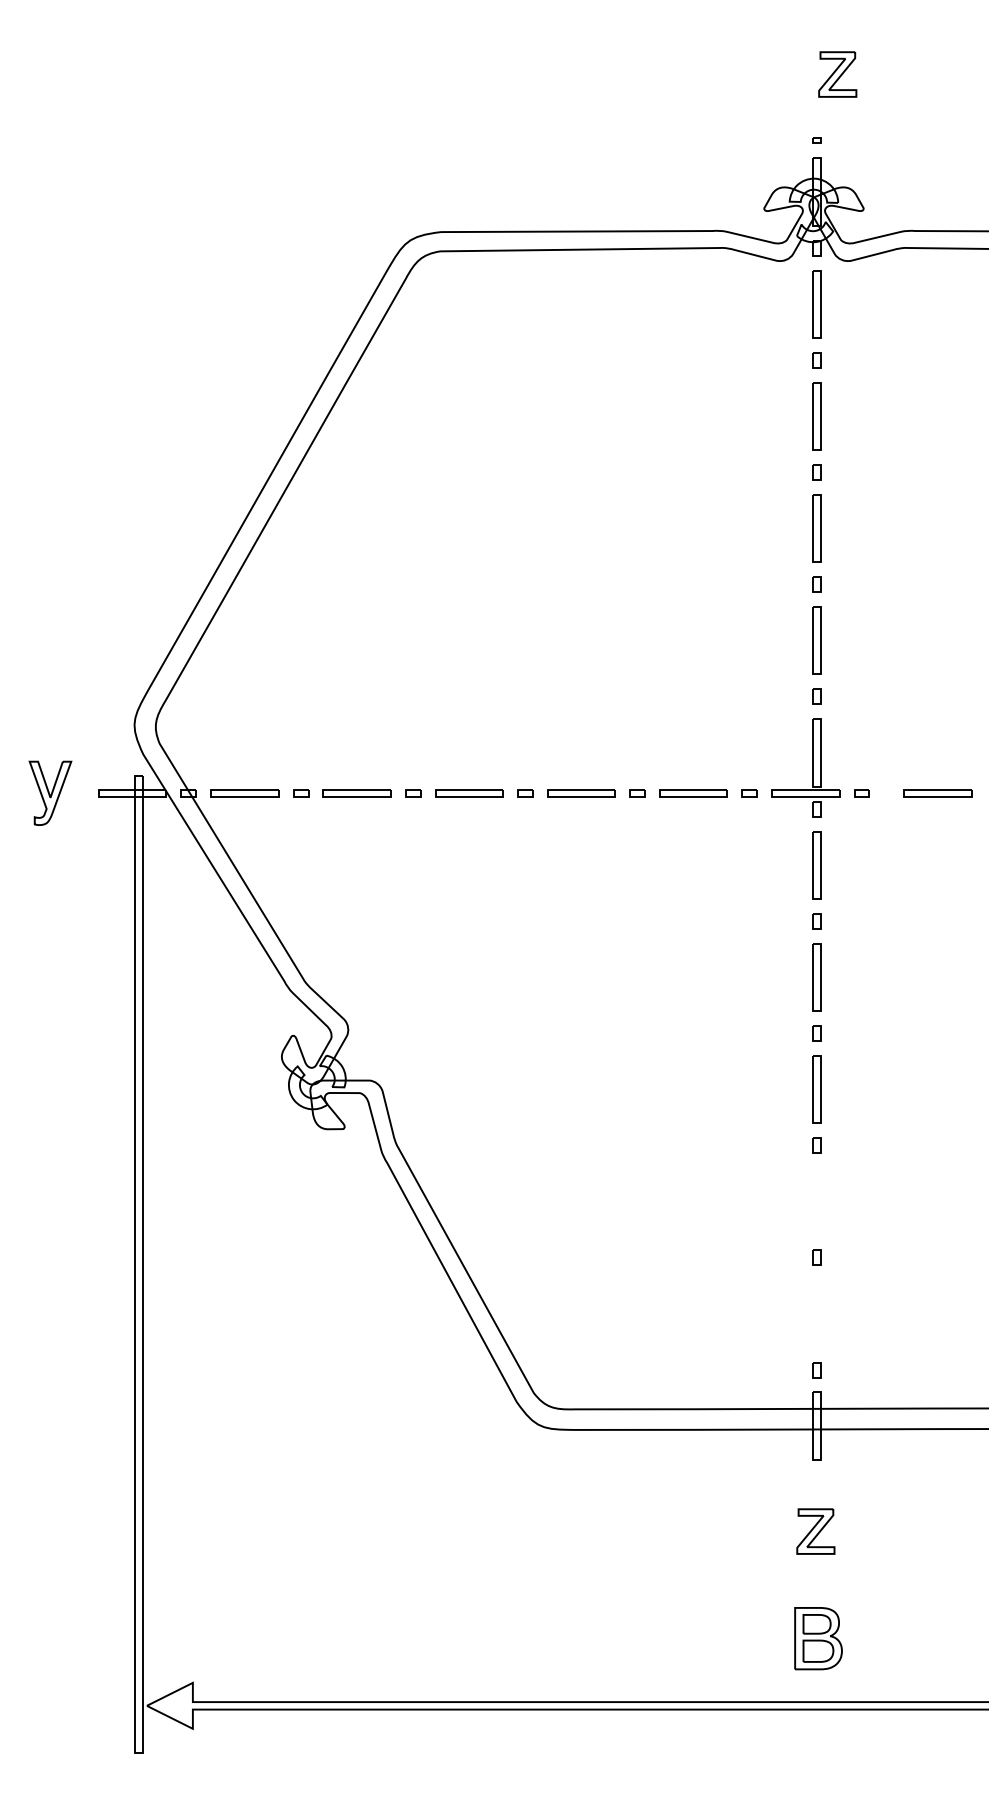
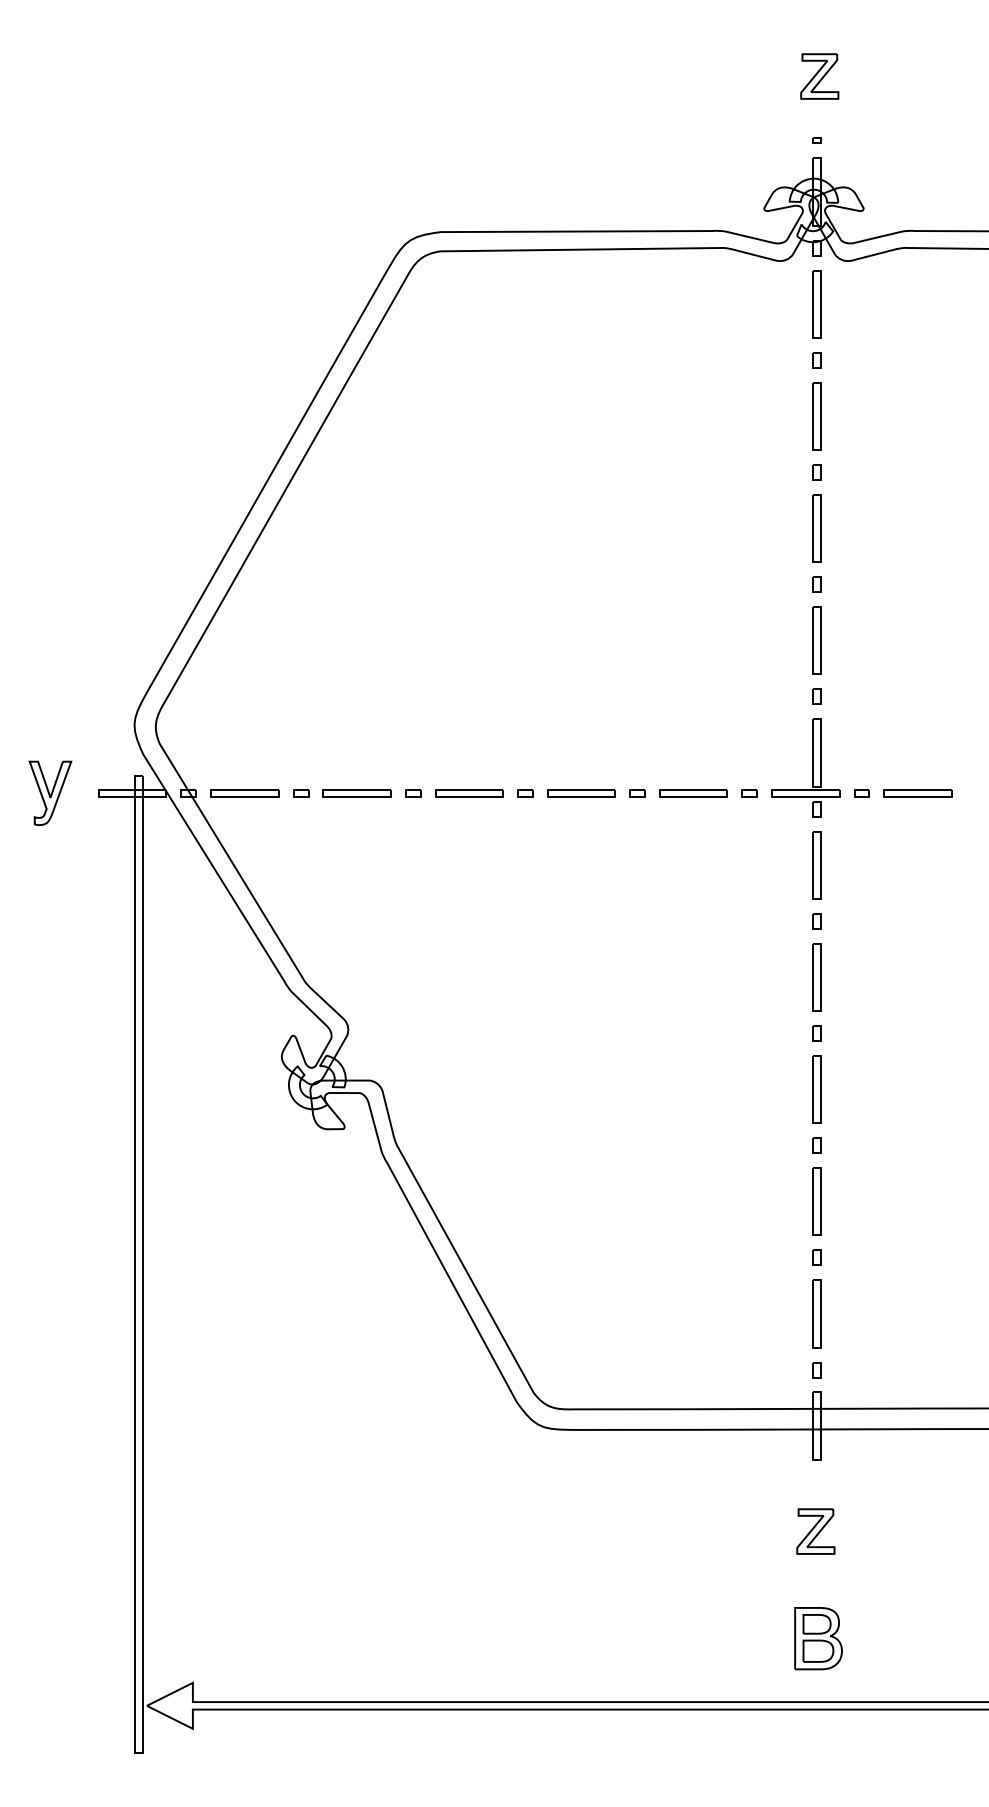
part position: (837, 74) -> (819, 76) (819, 76)
part position: (937, 793) -> (917, 793) (917, 793)
part: none -> present (816, 1201)
part: none -> present (816, 1313)
